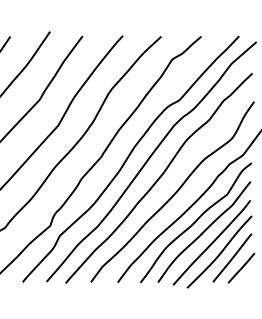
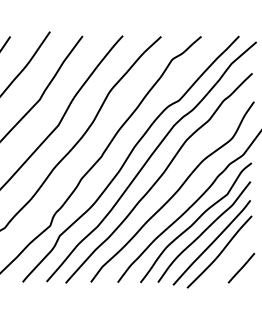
line: present -> none (232, 257)
